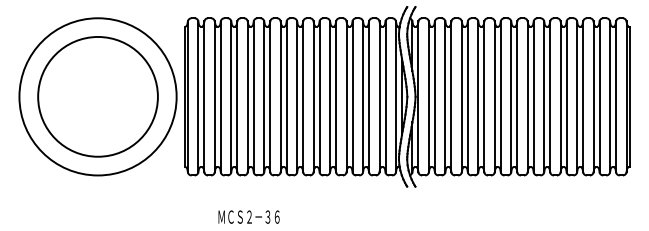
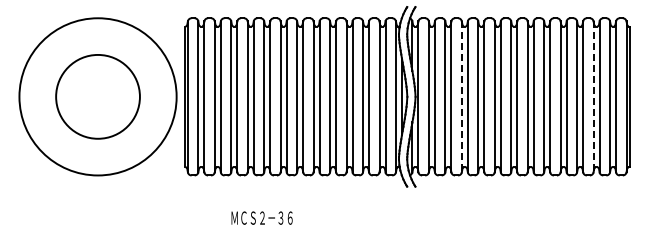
circle diameter: 120 px -> 84 px (97, 96)
line: solid -> dashed (461, 97)
line: solid -> dashed (593, 97)
text position: (248, 216) -> (261, 217) (261, 217)
